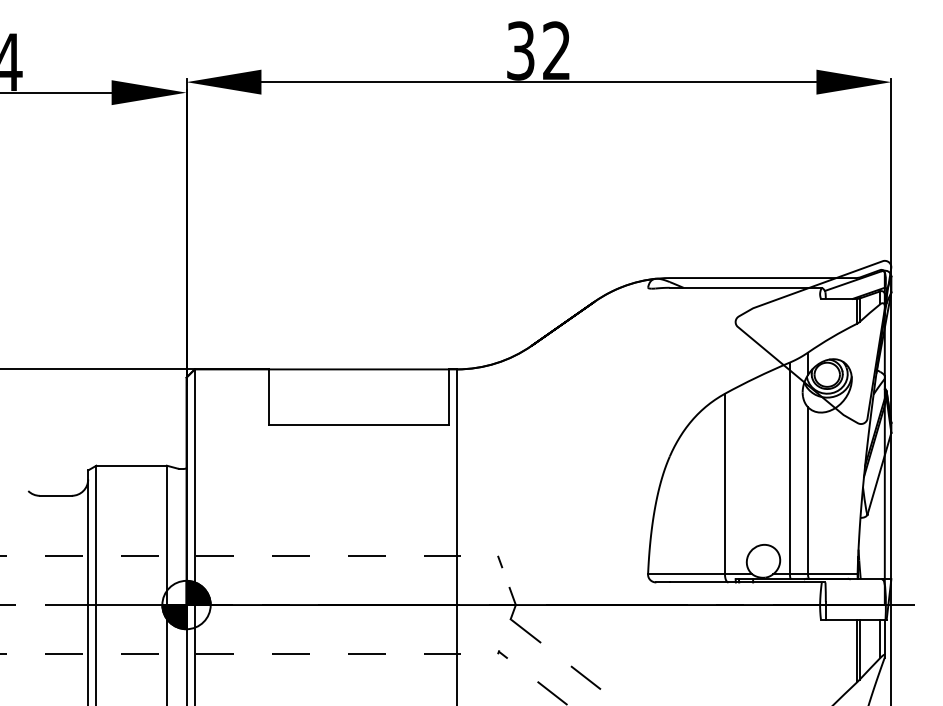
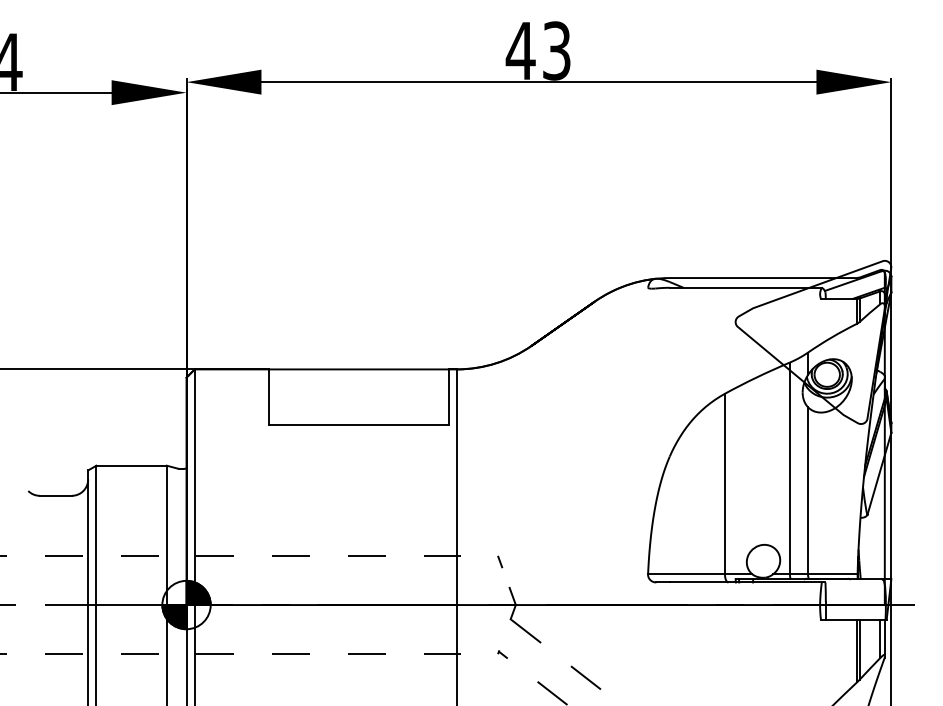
text: 32 -> 43 (537, 50)
